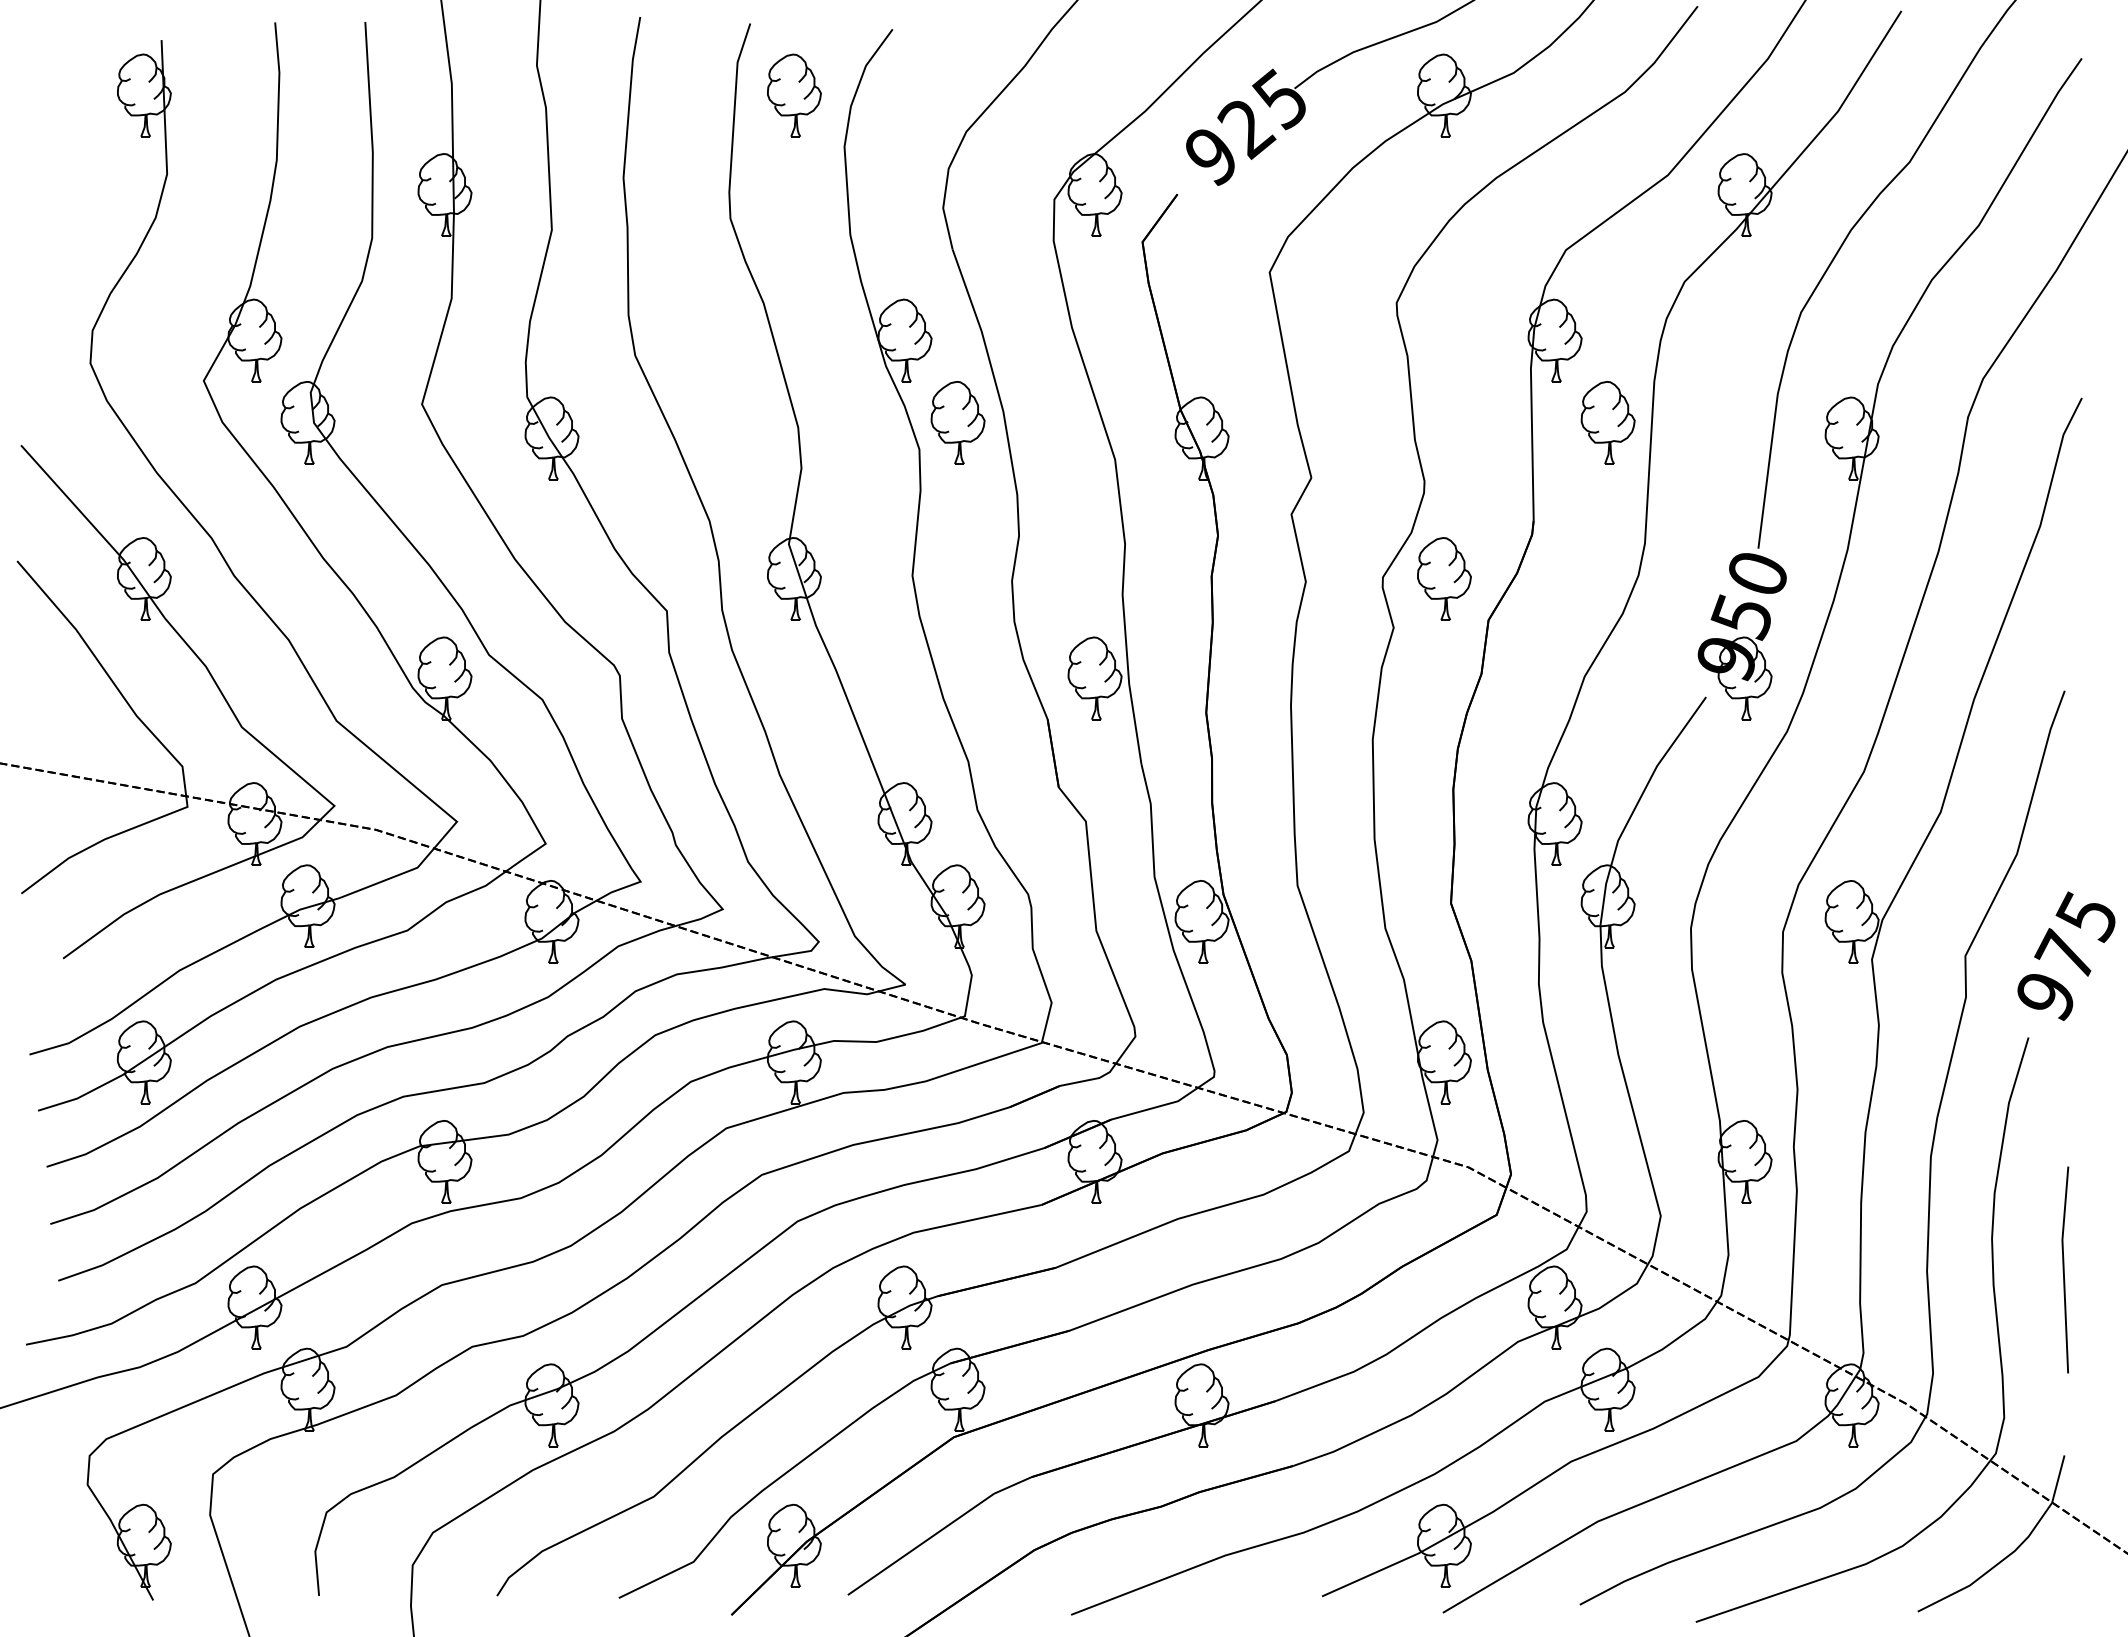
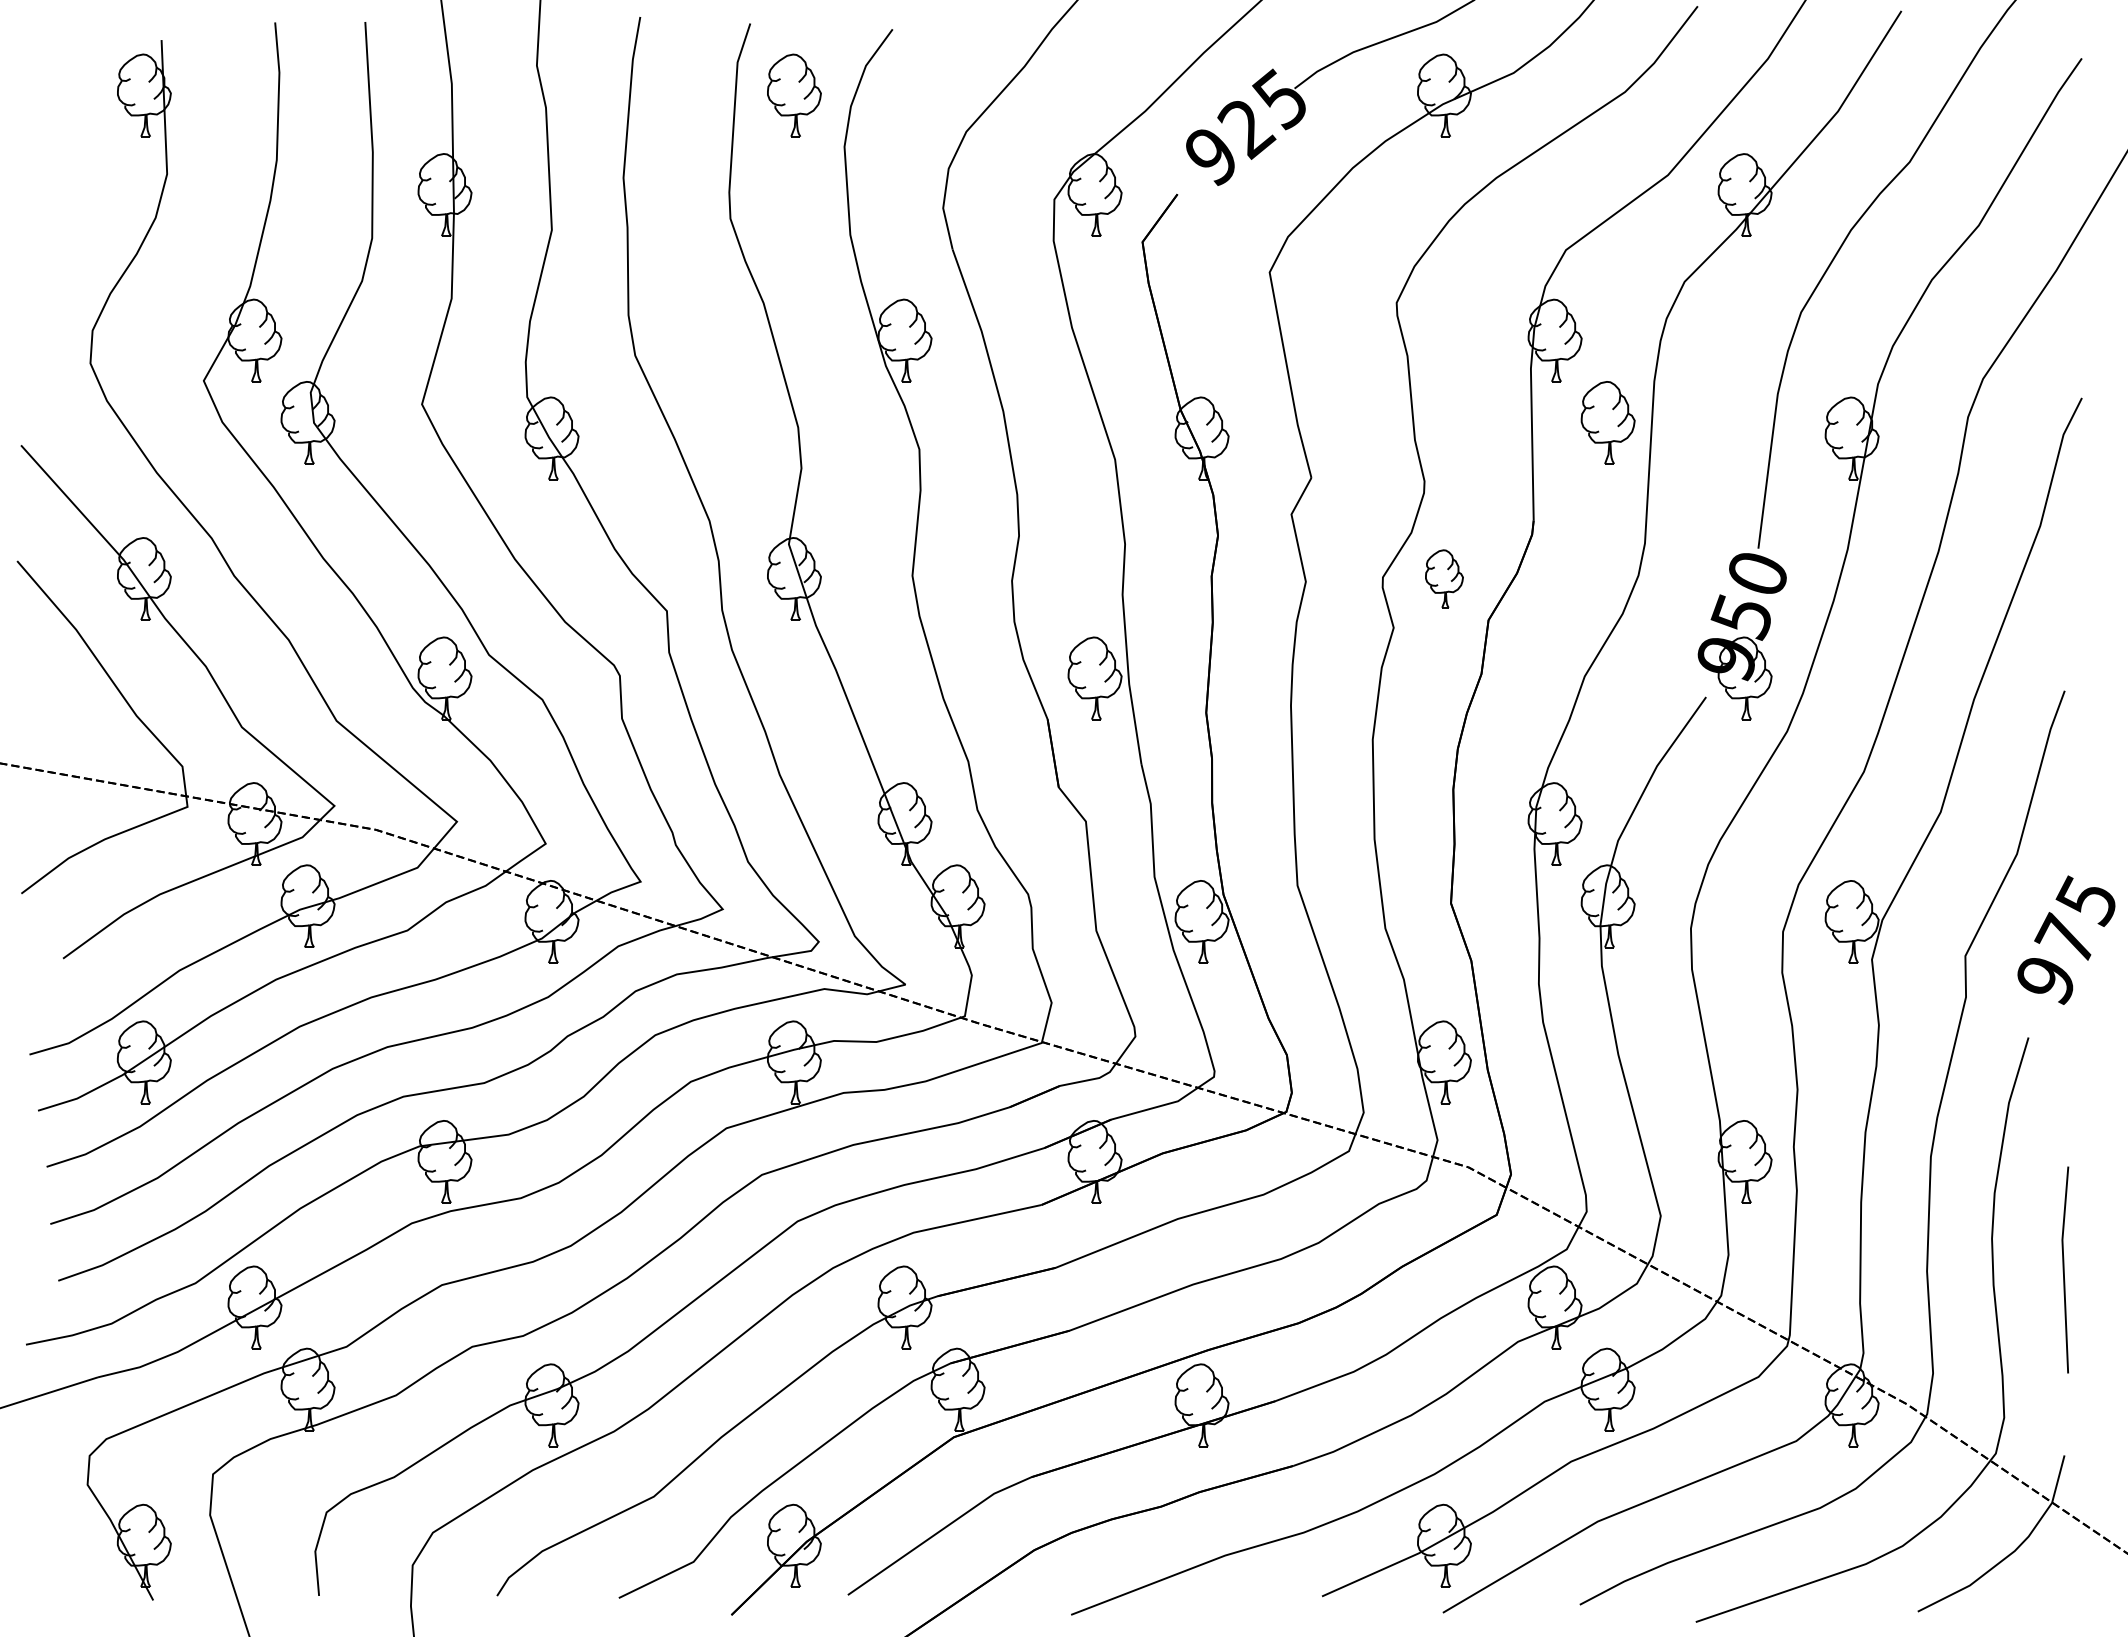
part: present -> none (957, 422)
part size: 55x84 px -> 39x60 px (1444, 578)
text position: (2066, 955) -> (2066, 939) (2066, 939)
